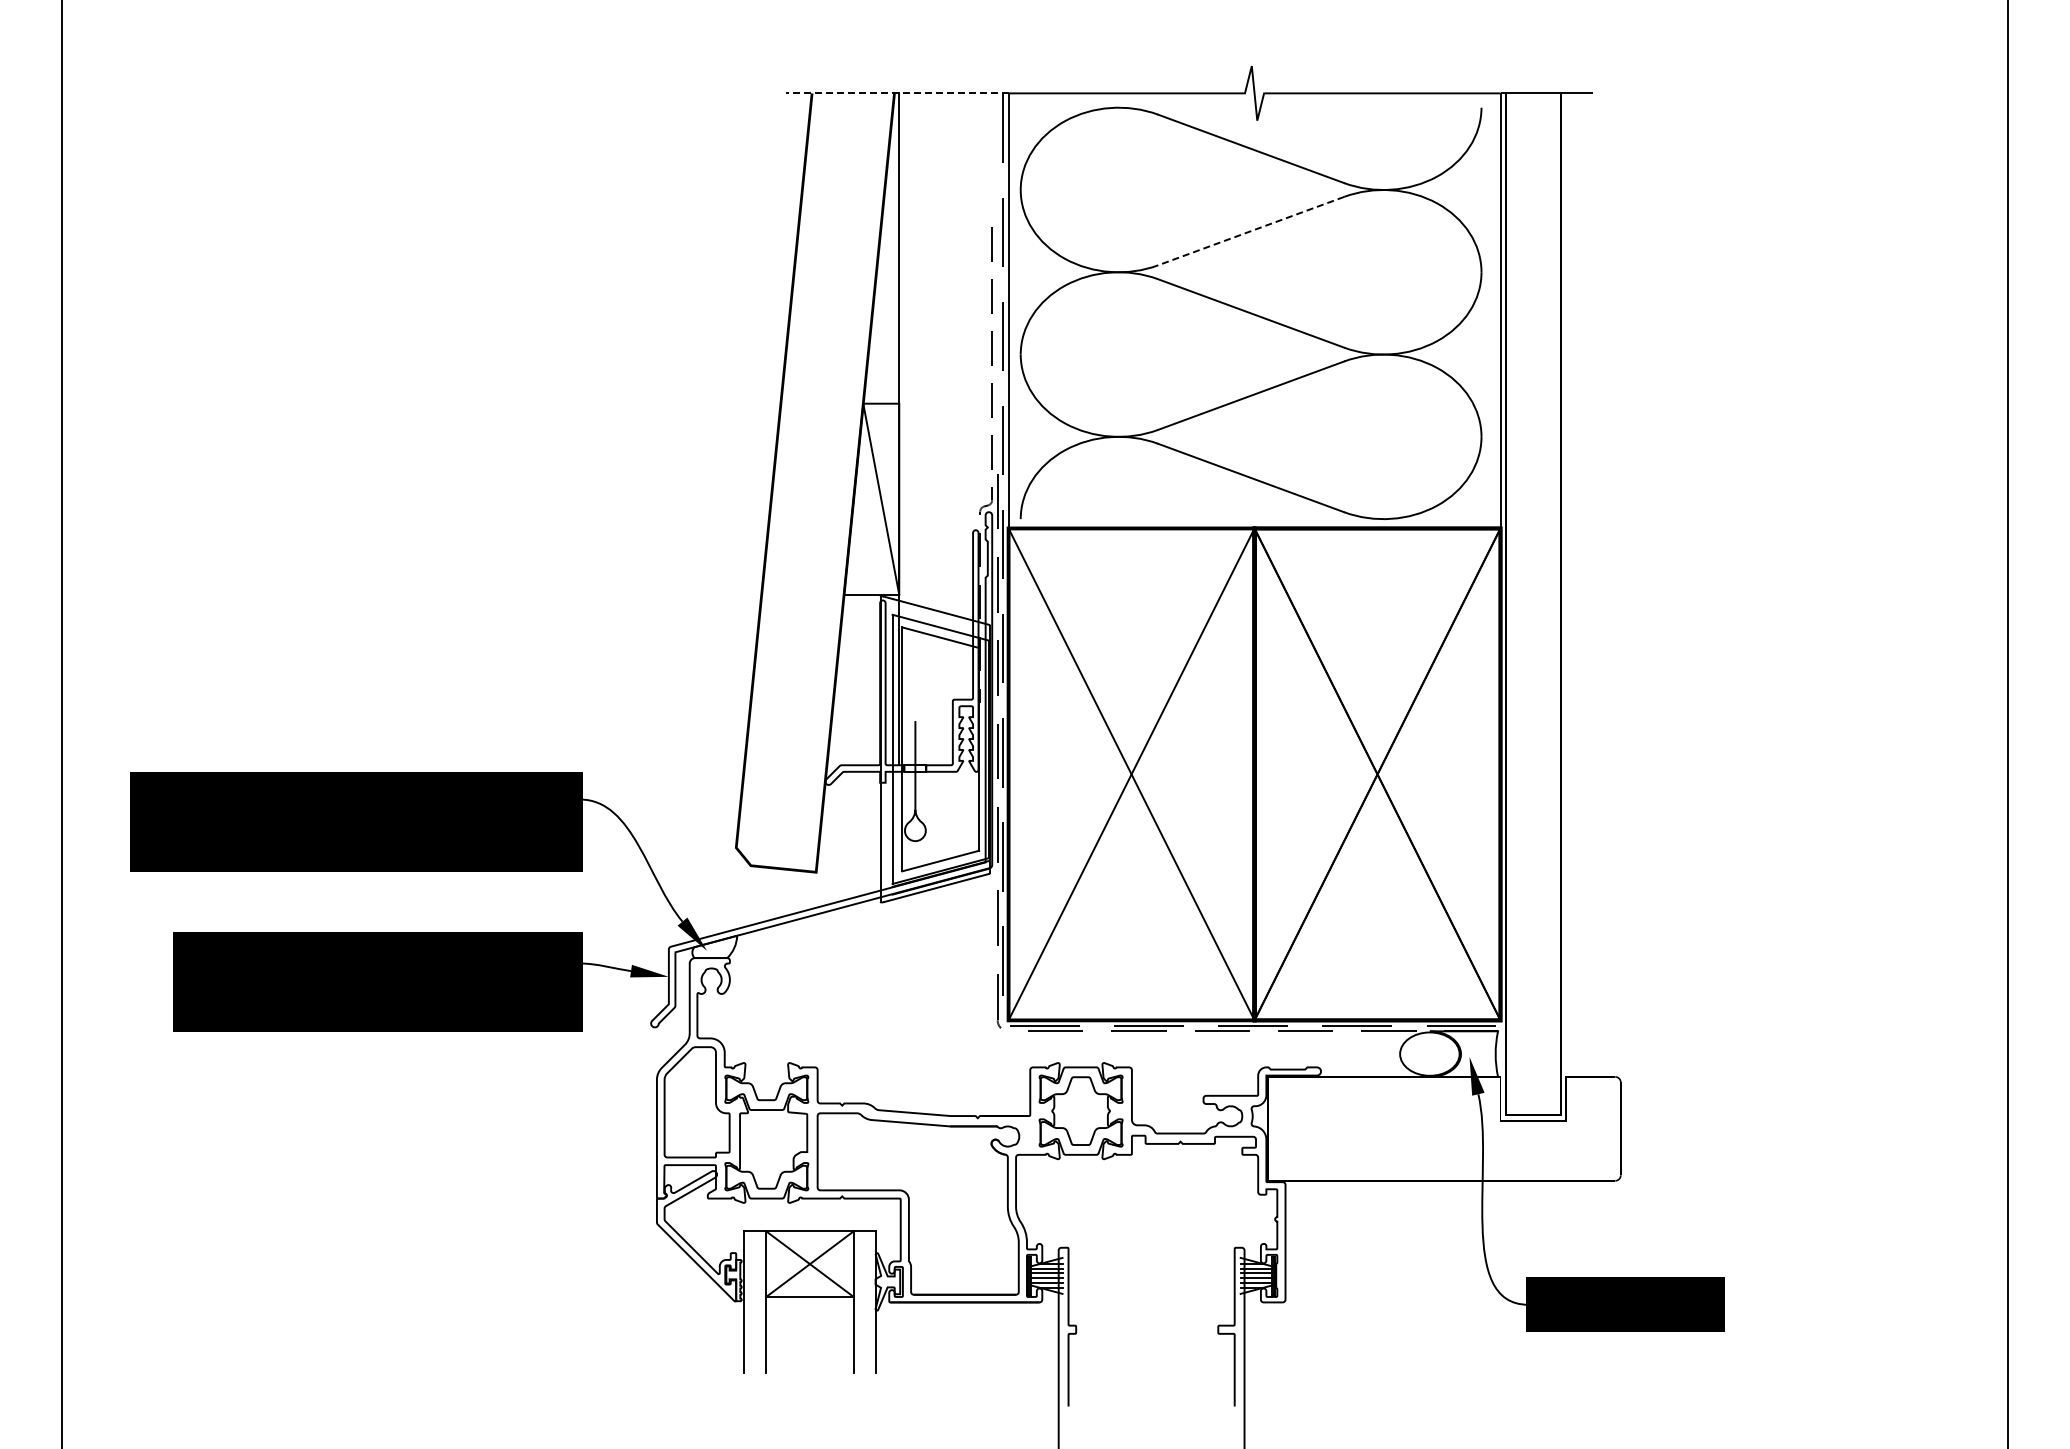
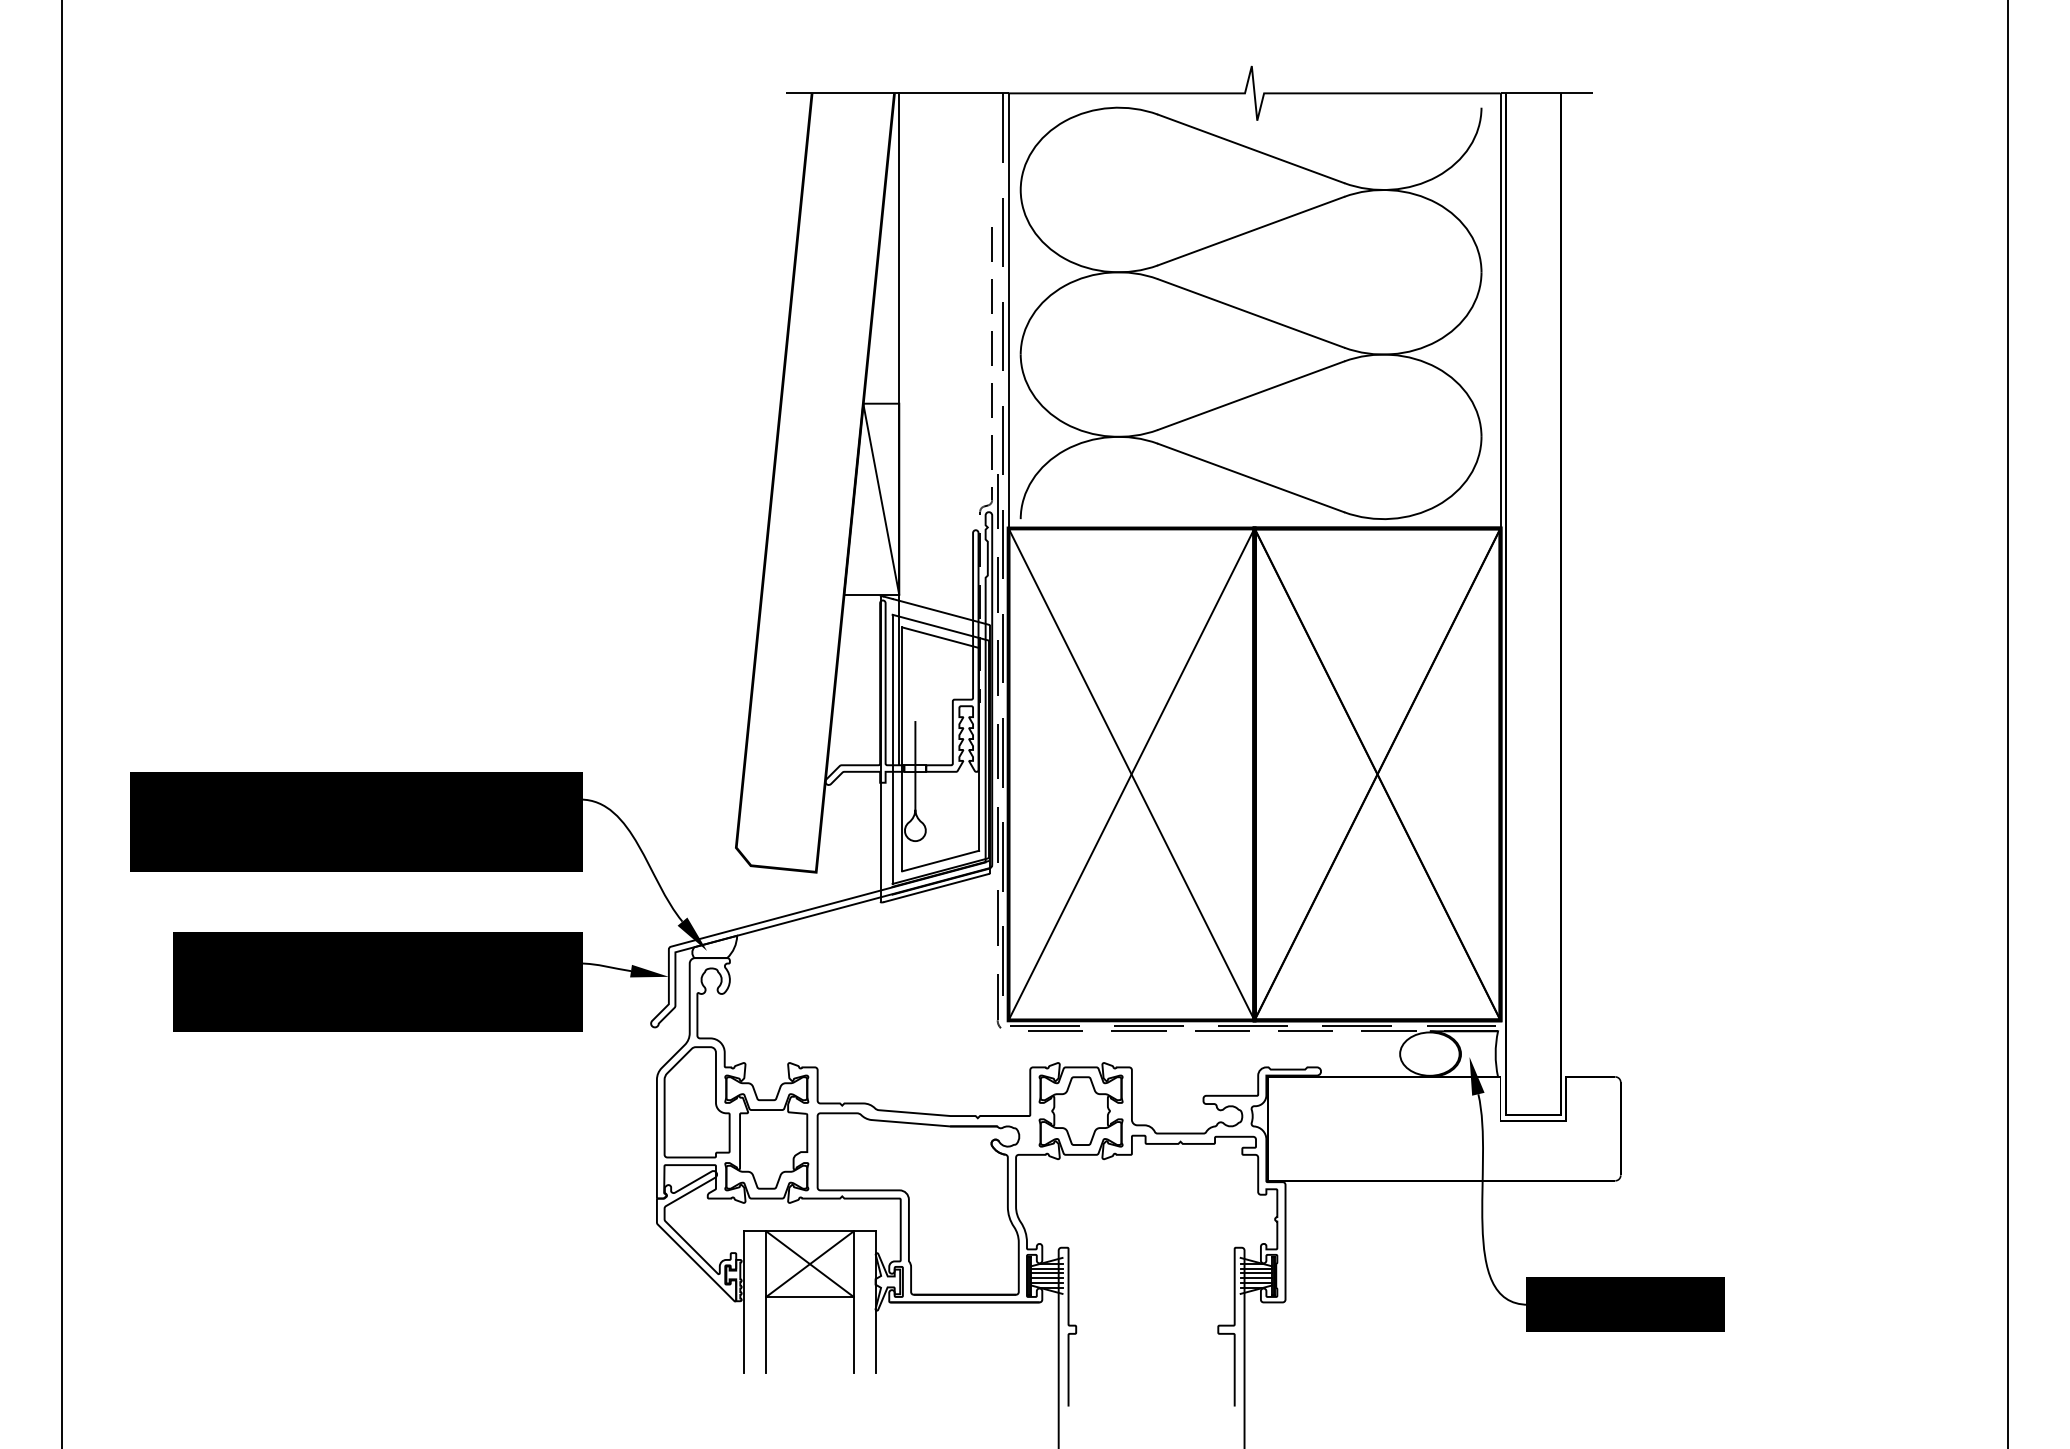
line: dashed -> solid (896, 93)
line: dashed -> solid (1250, 231)
